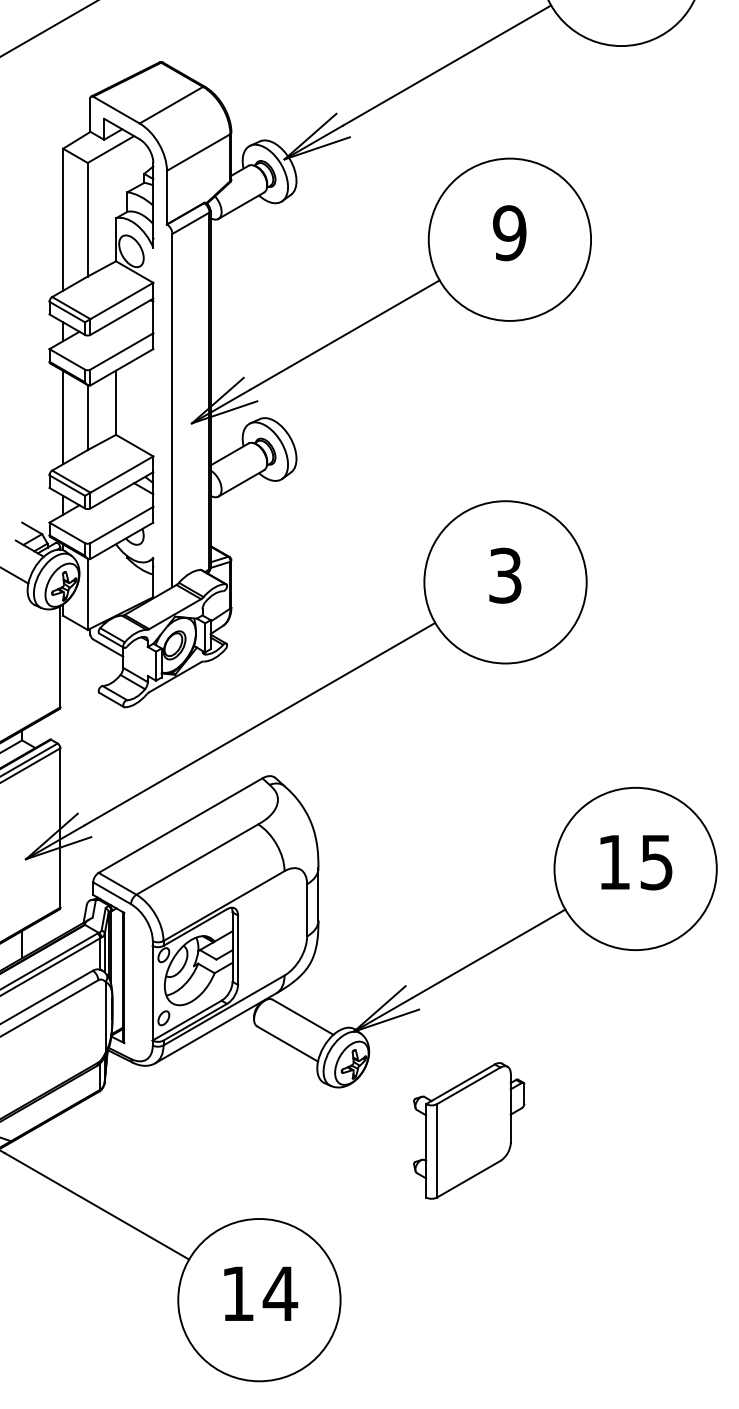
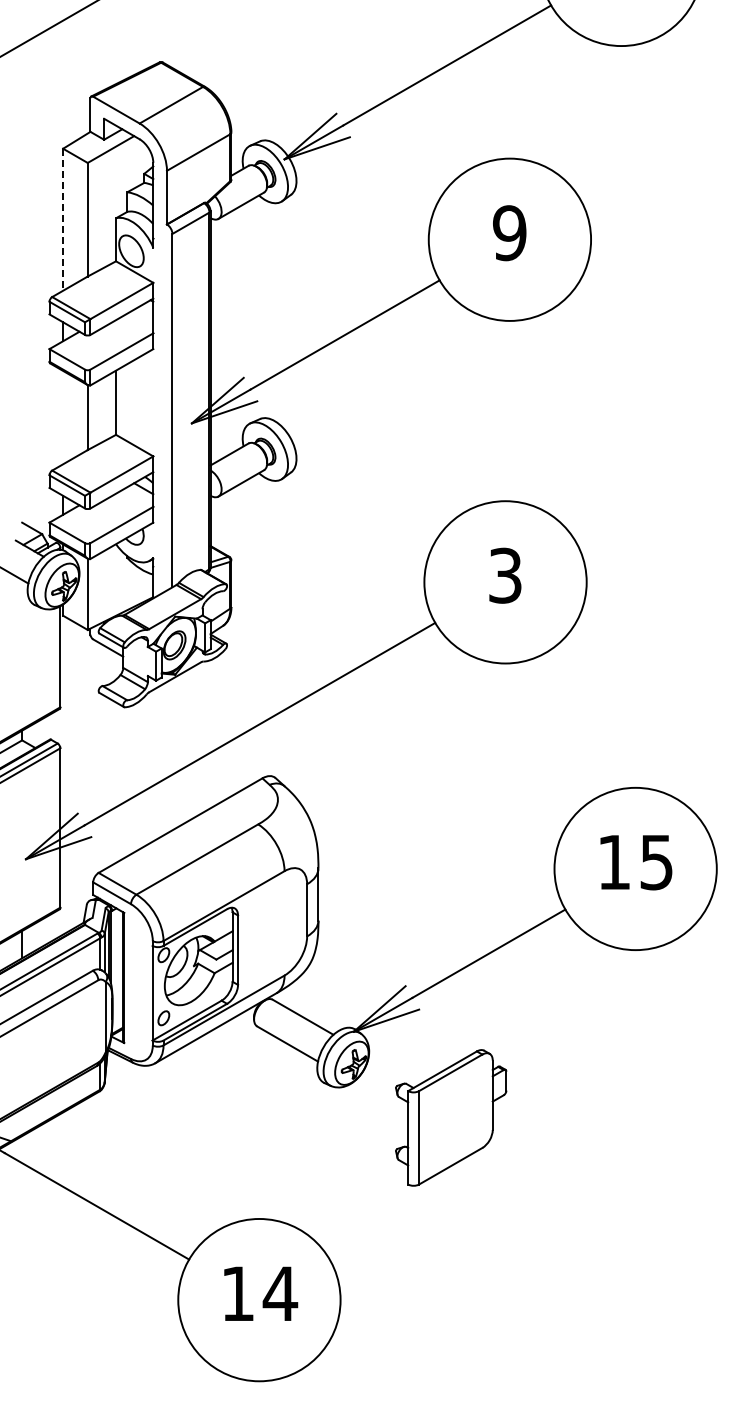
line: solid -> dashed (63, 219)
line: present -> none (63, 417)
part position: (469, 1130) -> (451, 1117) (451, 1117)
